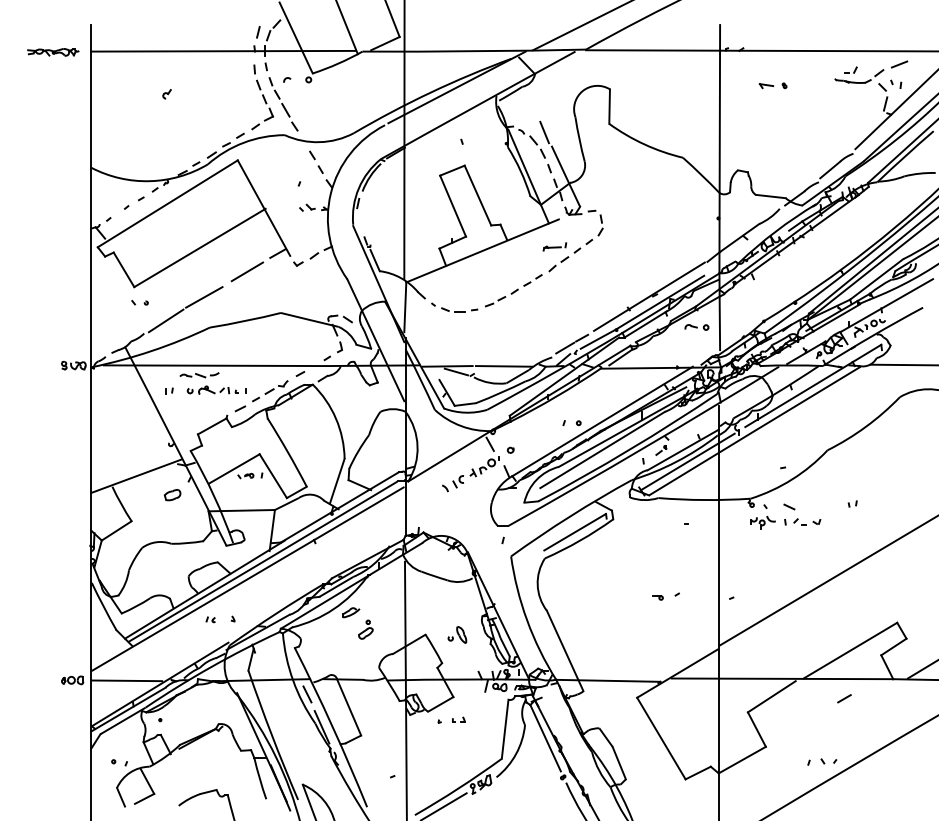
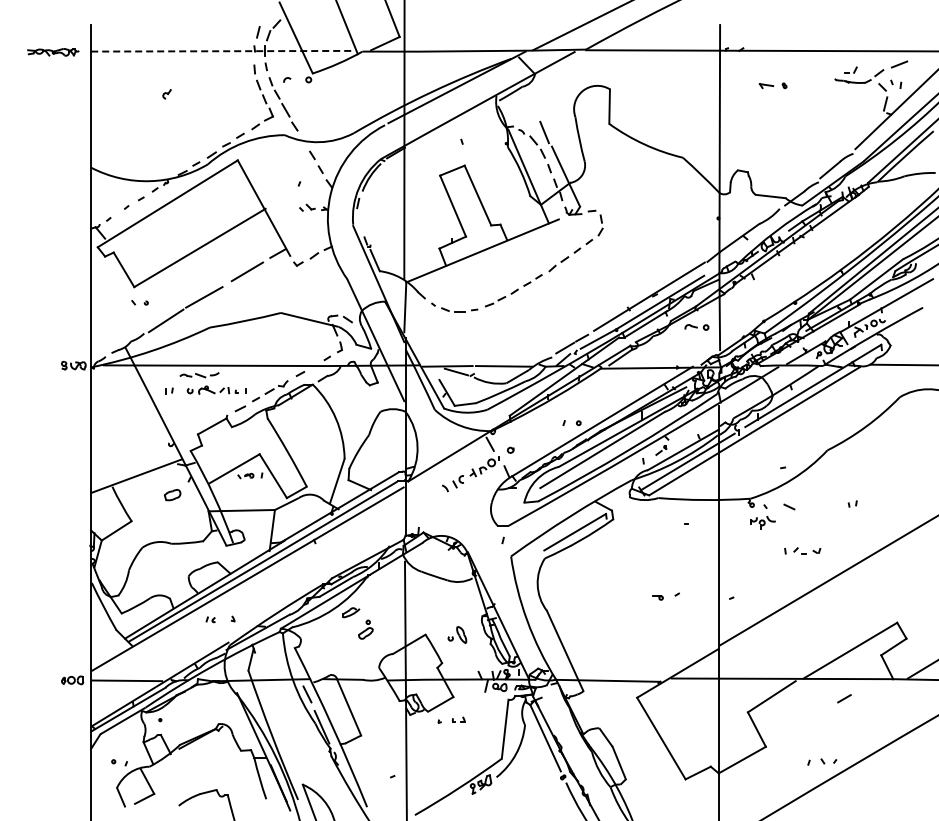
line: solid -> dashed (223, 51)
part: present -> none (554, 246)
part position: (802, 521) -> (802, 550) (802, 550)
line: present -> none (445, 805)
